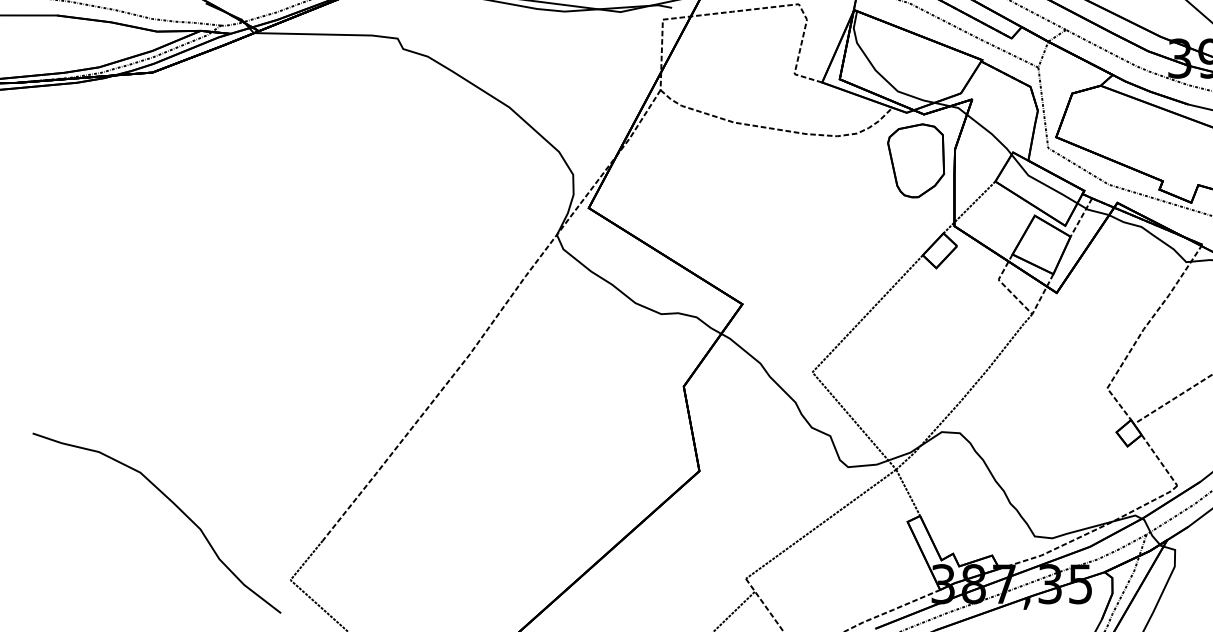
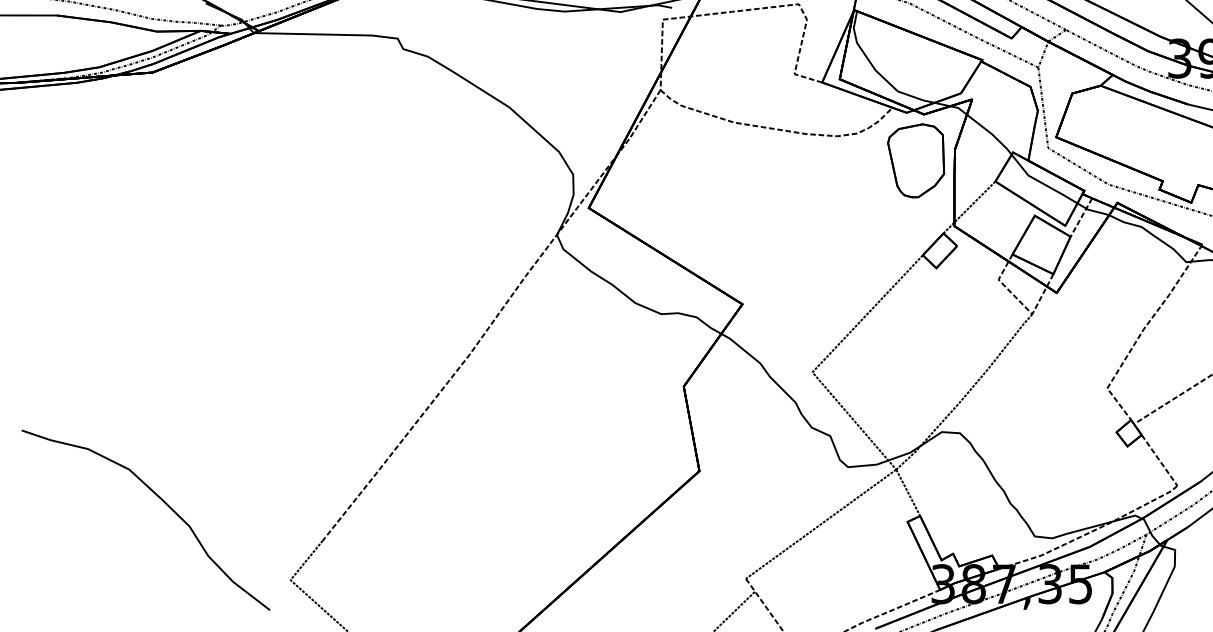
part position: (173, 504) -> (162, 501) (162, 501)
